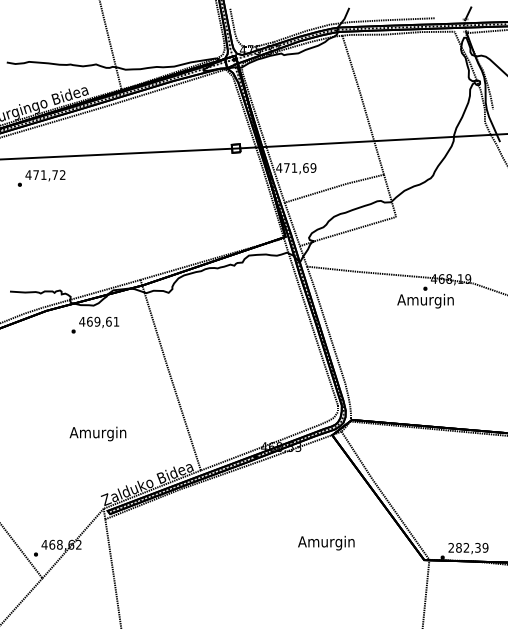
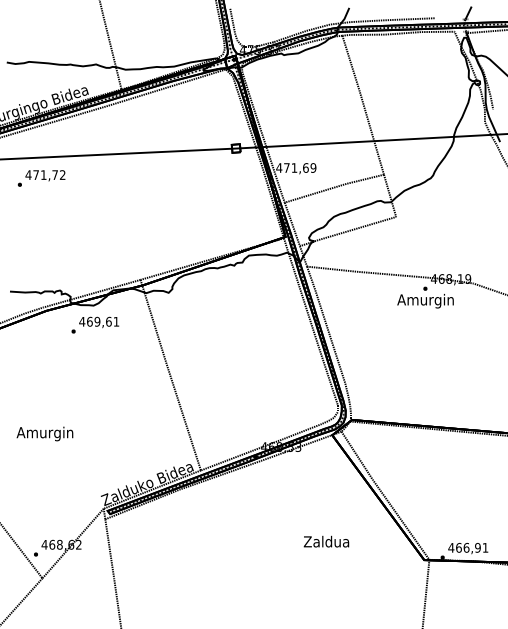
text position: (97, 433) -> (44, 433) (44, 433)
text: Amurgin -> Zaldua (326, 542)
text: 282,39 -> 466,91 (468, 547)
